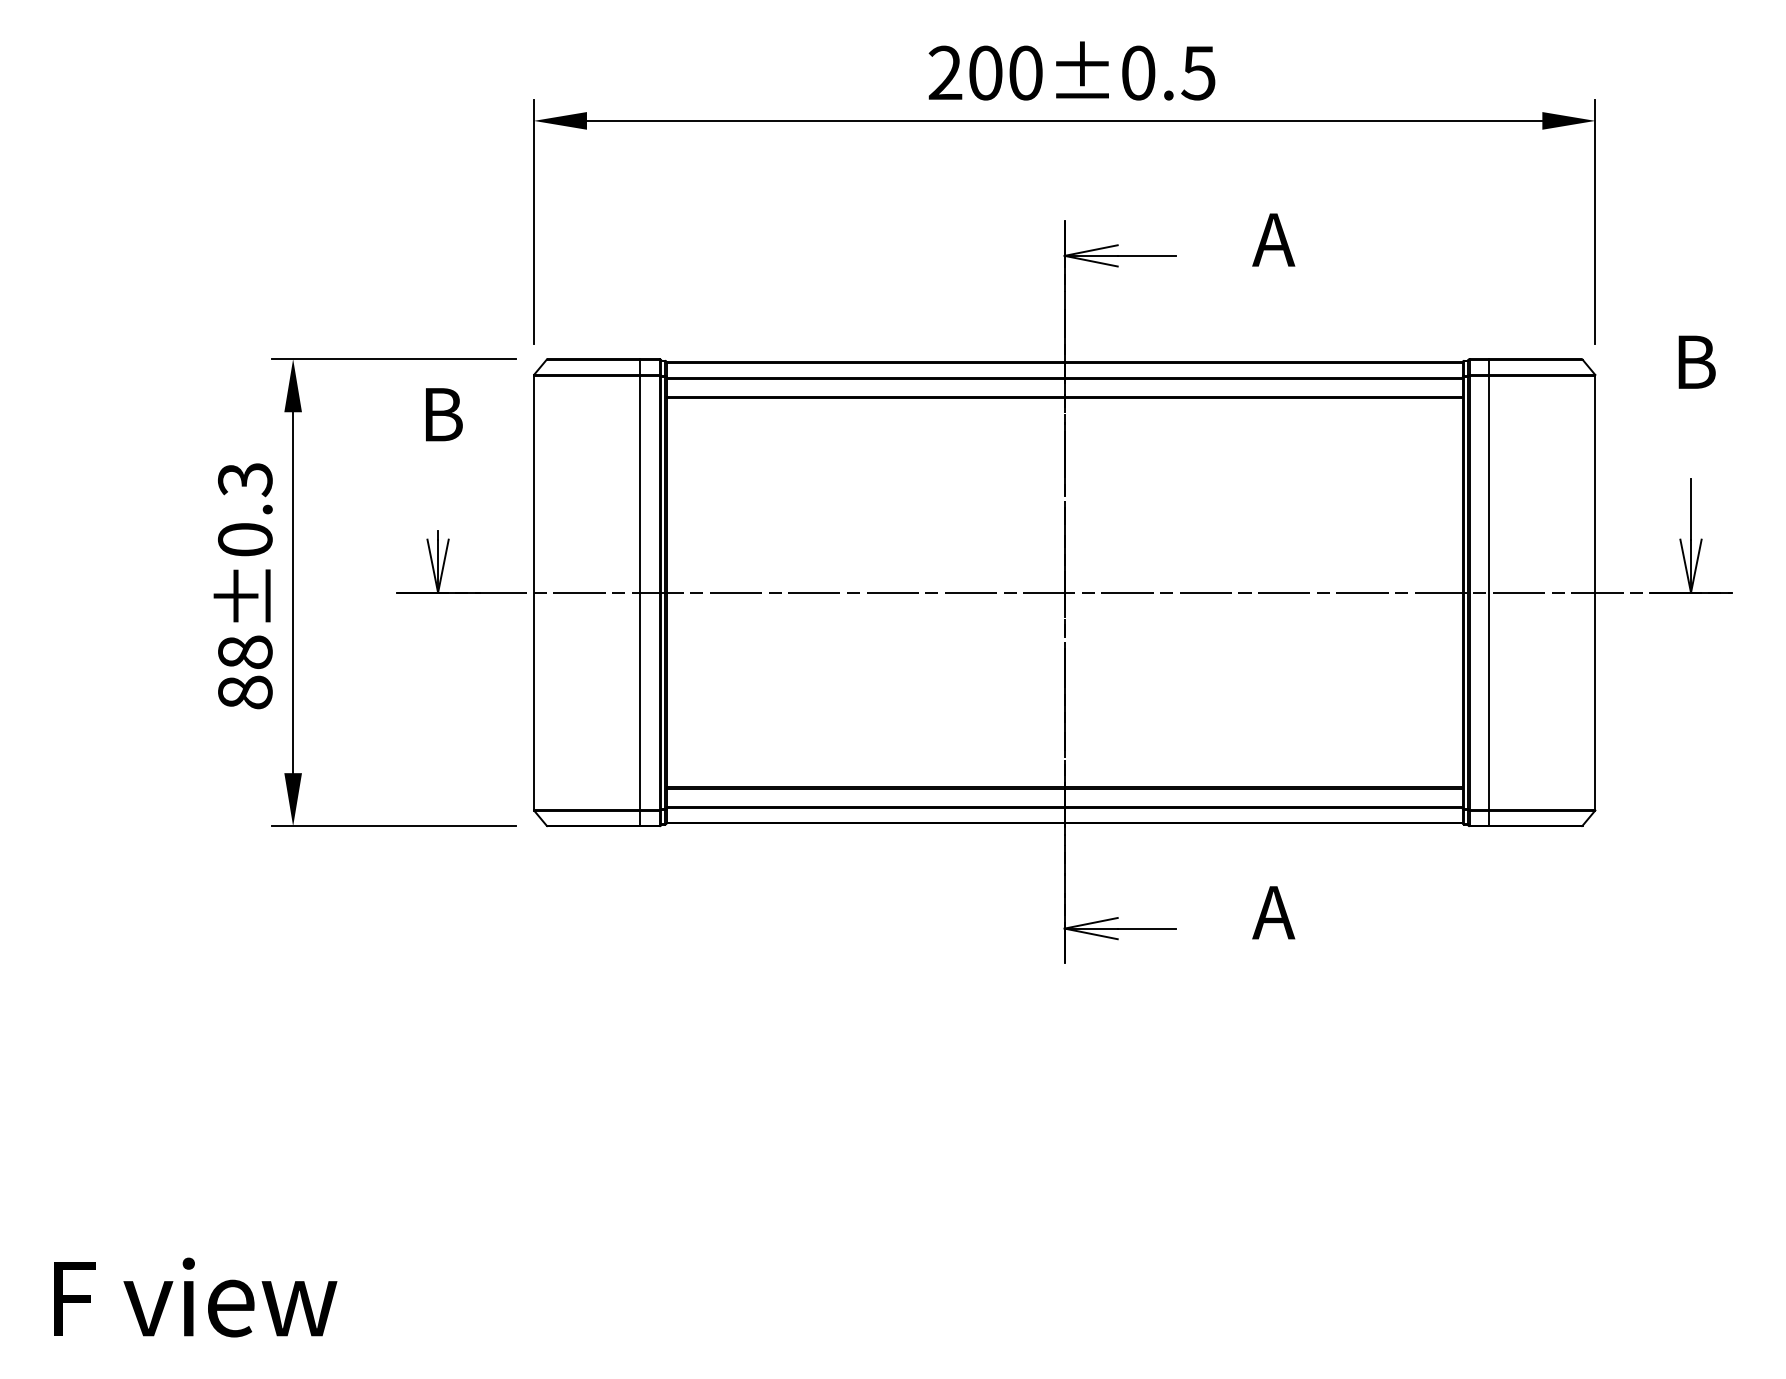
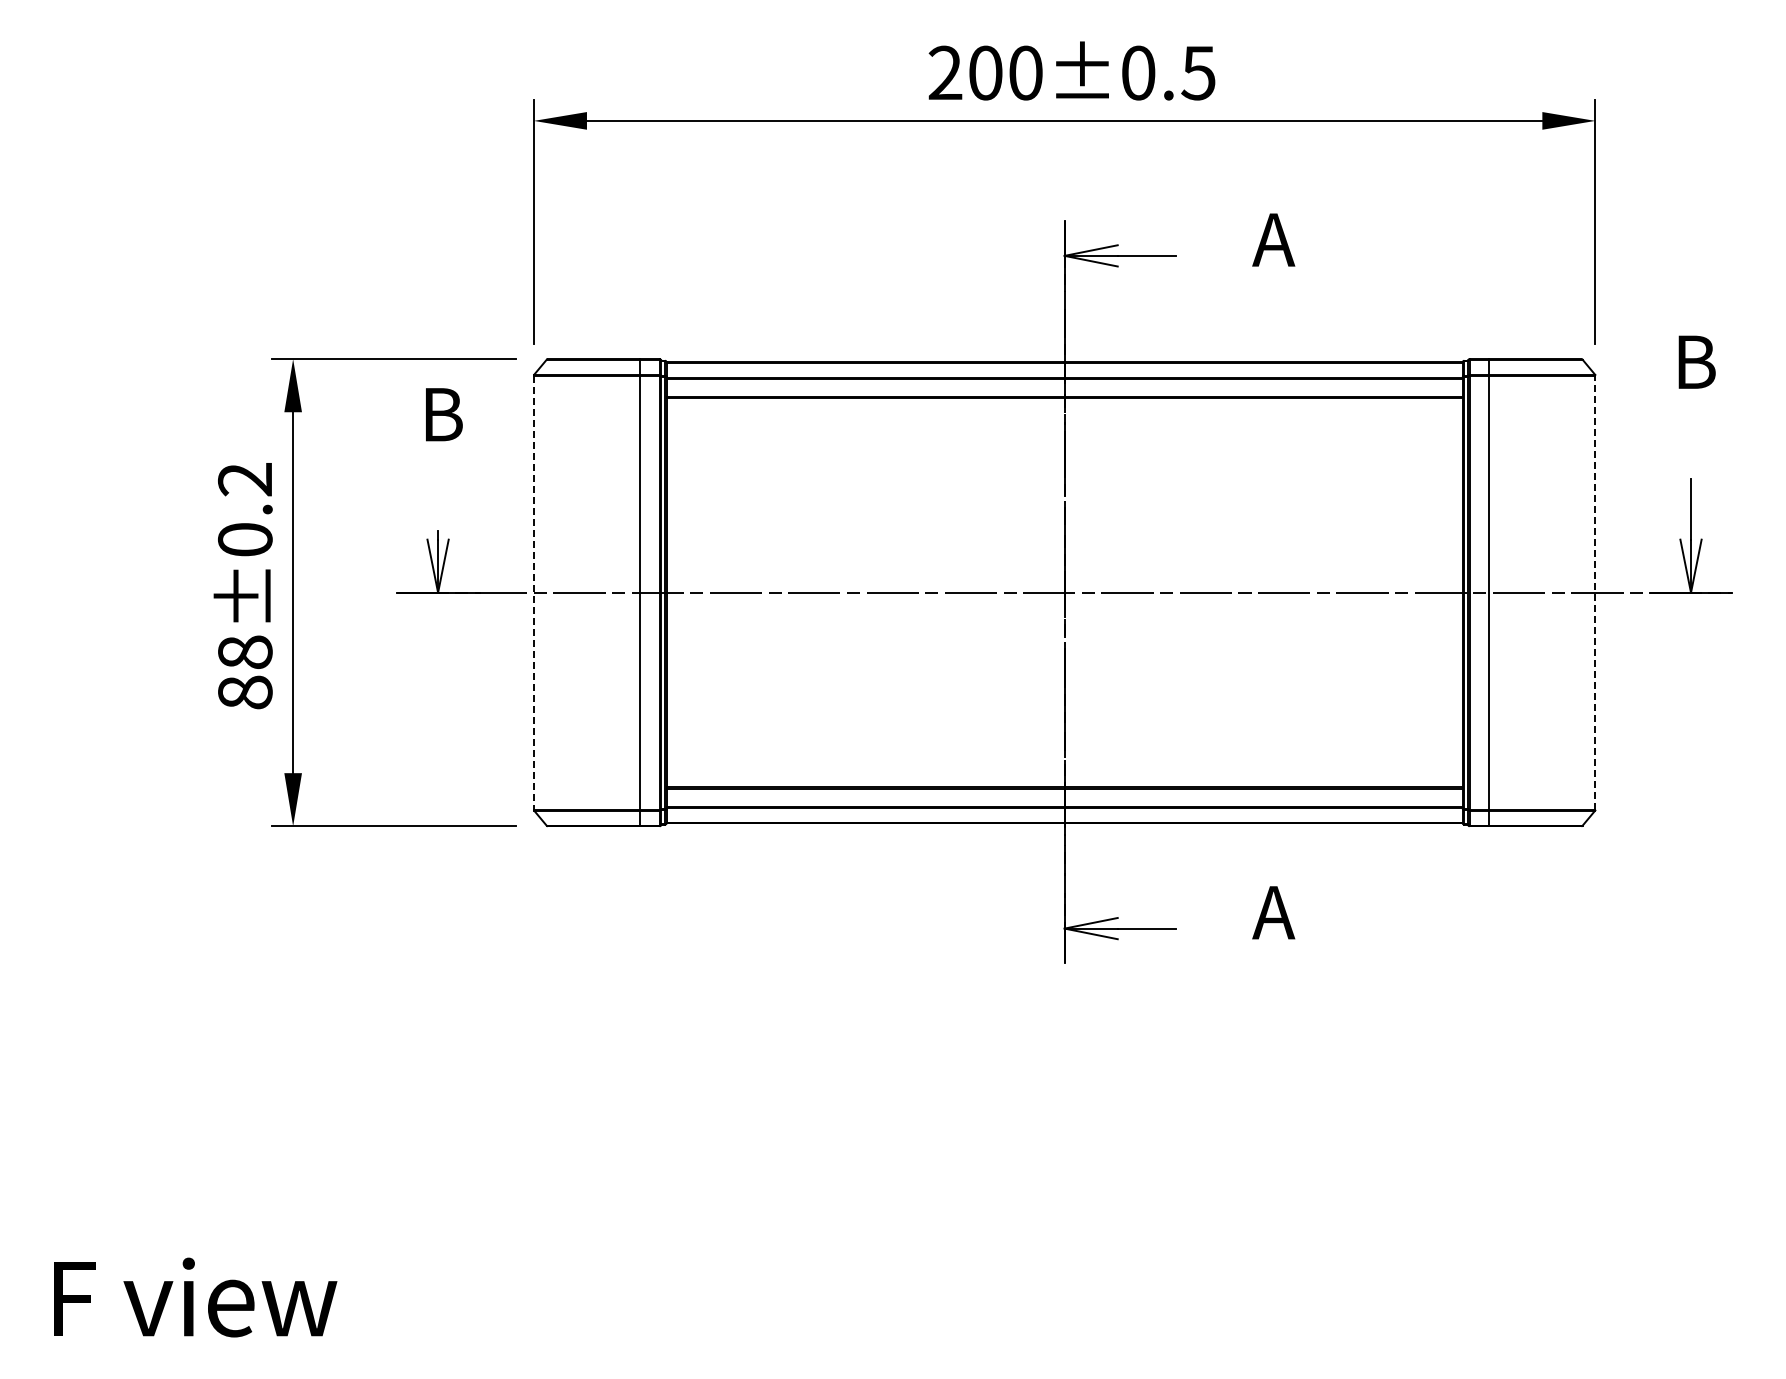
text: 88±0.3 -> 88±0.2 (245, 480)
line: solid -> dashed (1595, 592)
line: solid -> dashed (533, 593)
